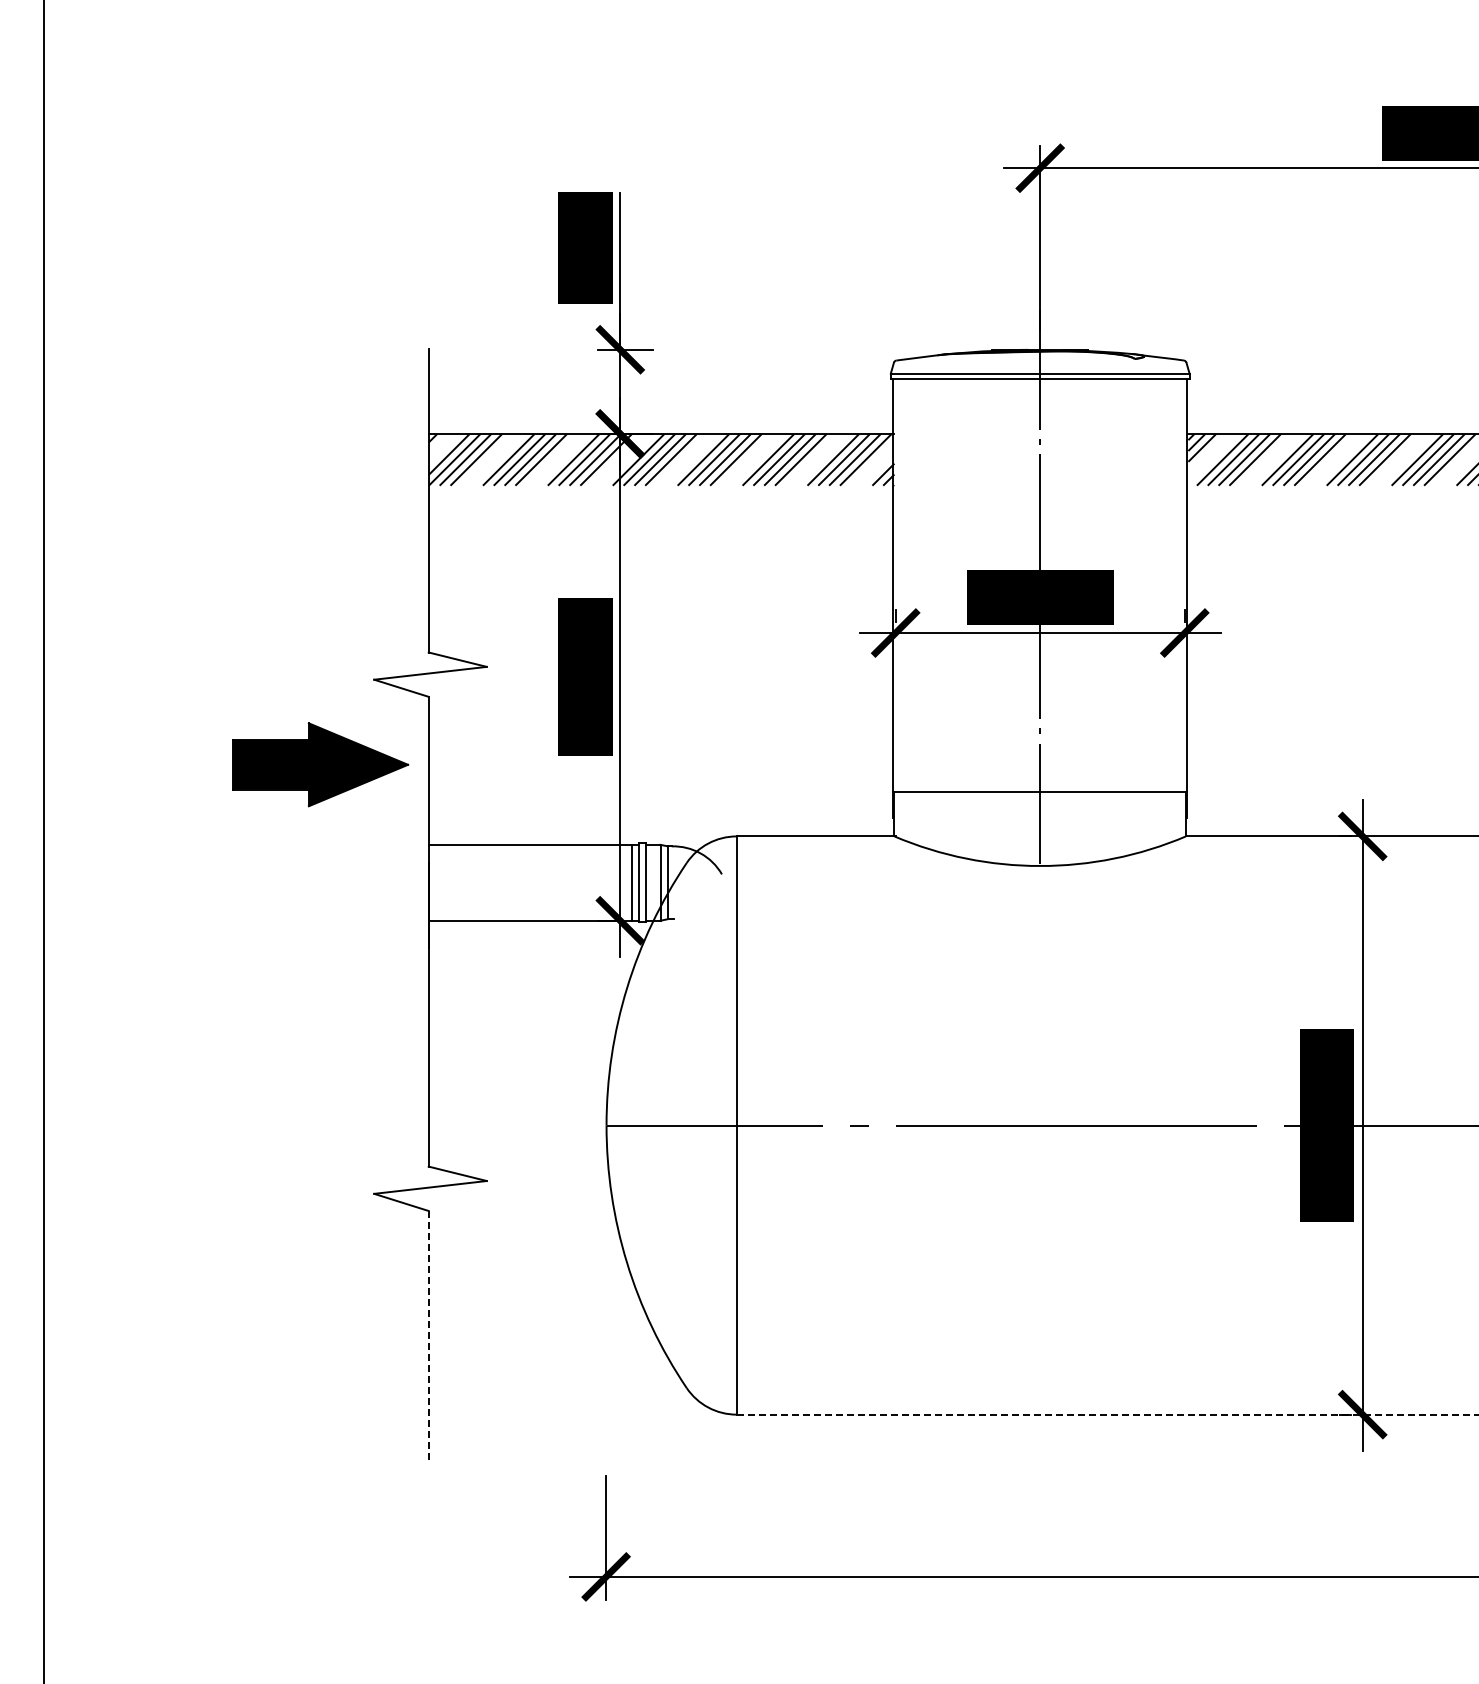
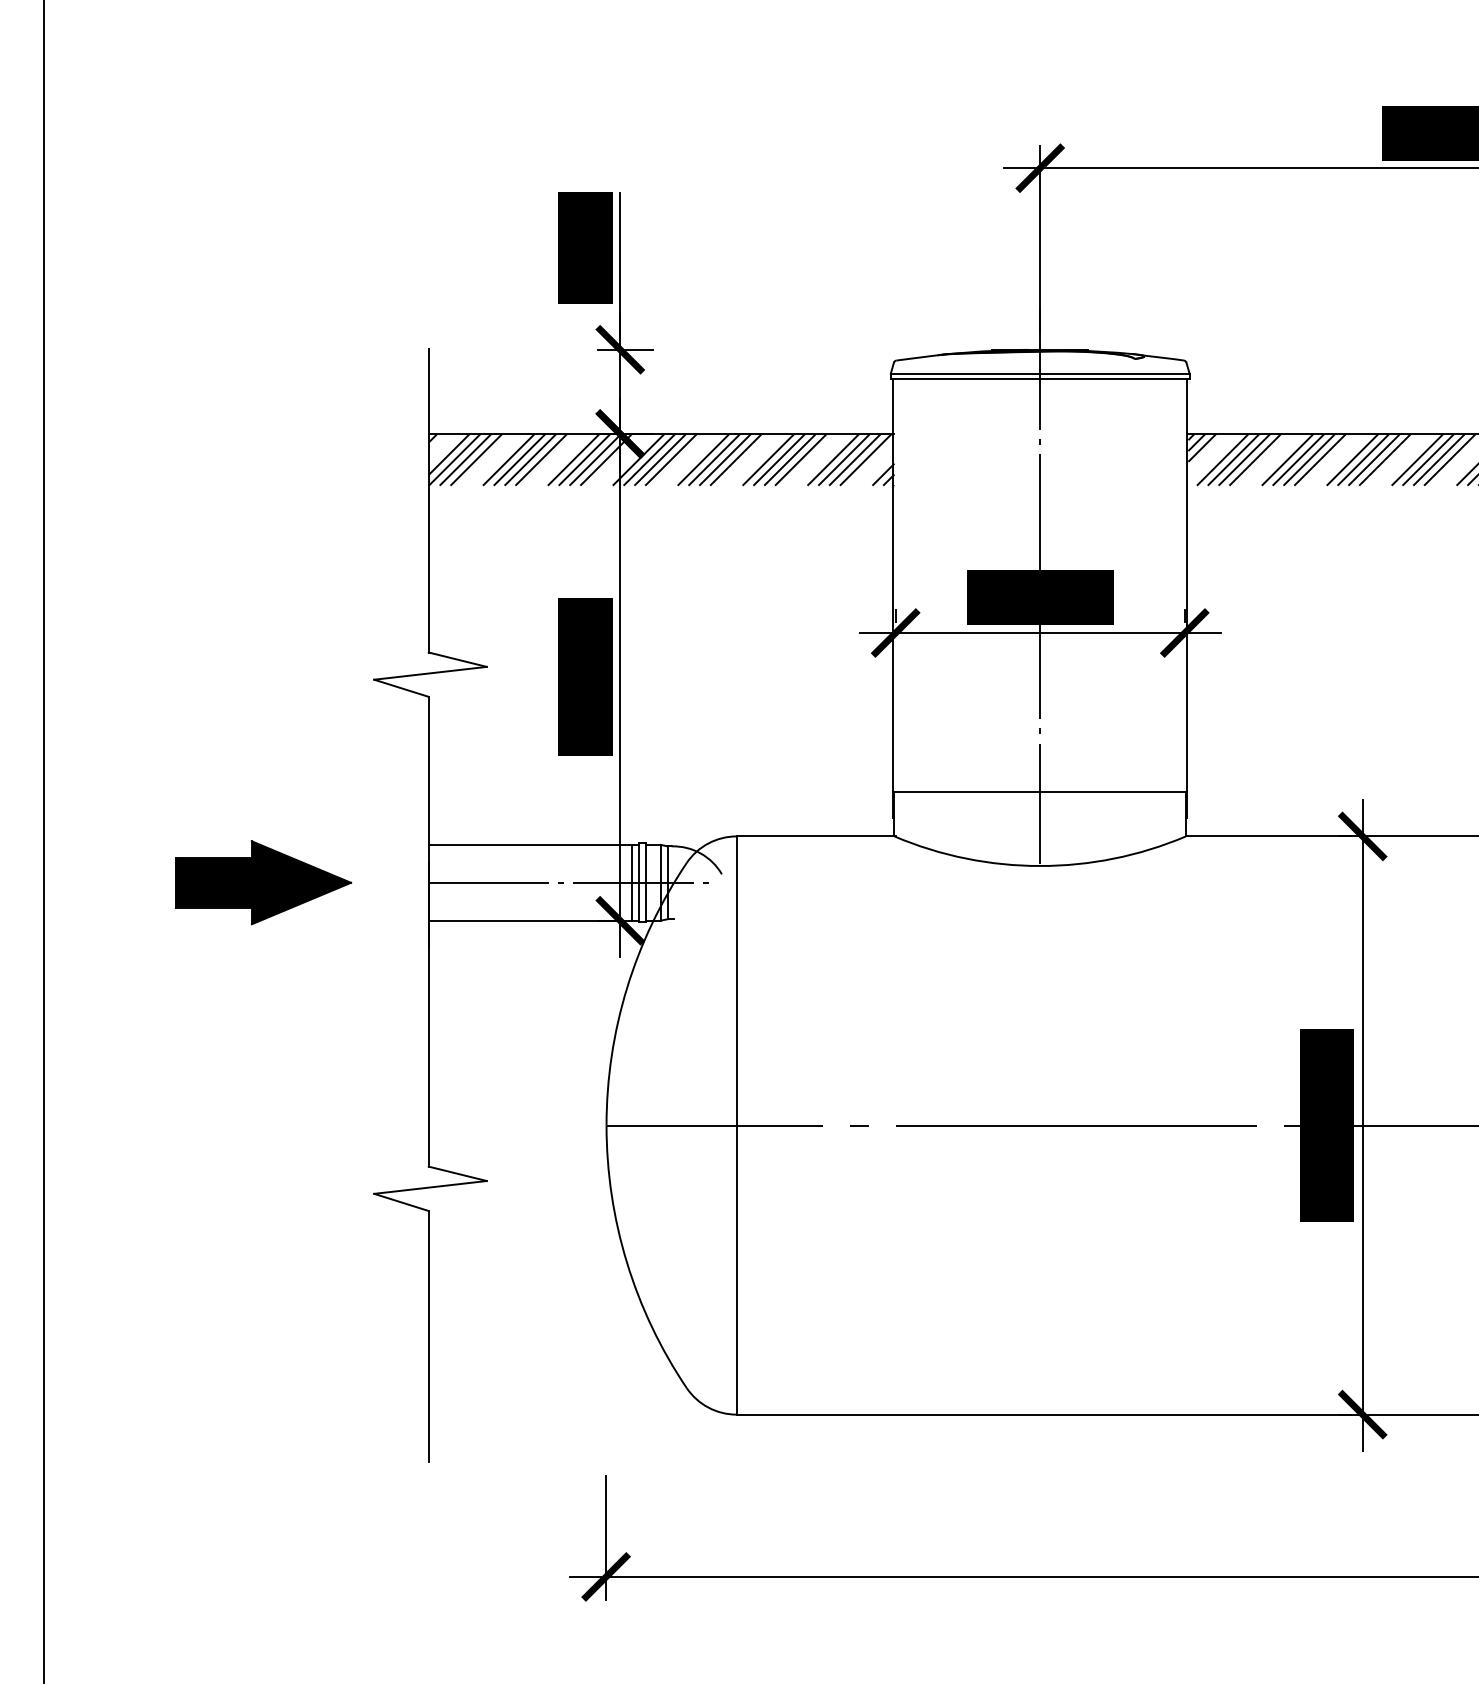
part position: (320, 764) -> (263, 882) (263, 882)
line: none -> present (570, 882)
line: dashed -> solid (428, 1336)
line: dashed -> solid (1107, 1414)
